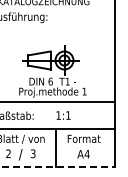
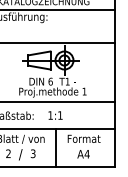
line: none -> present (58, 9)
line: none -> present (58, 42)
text position: (63, 115) -> (55, 115) (55, 115)
line: dashed -> solid (58, 166)
